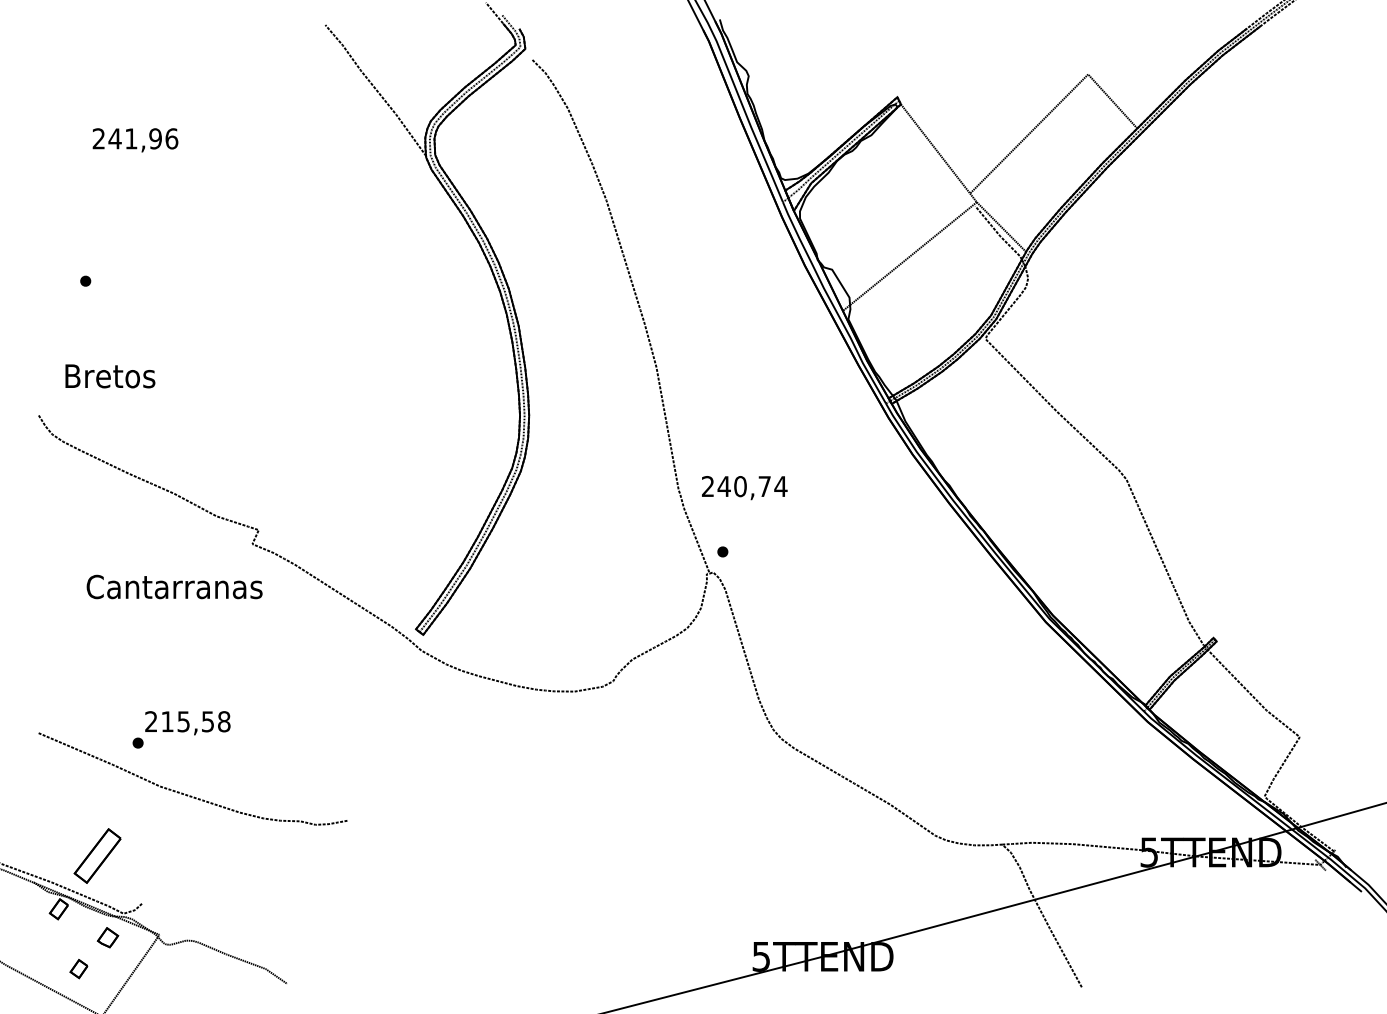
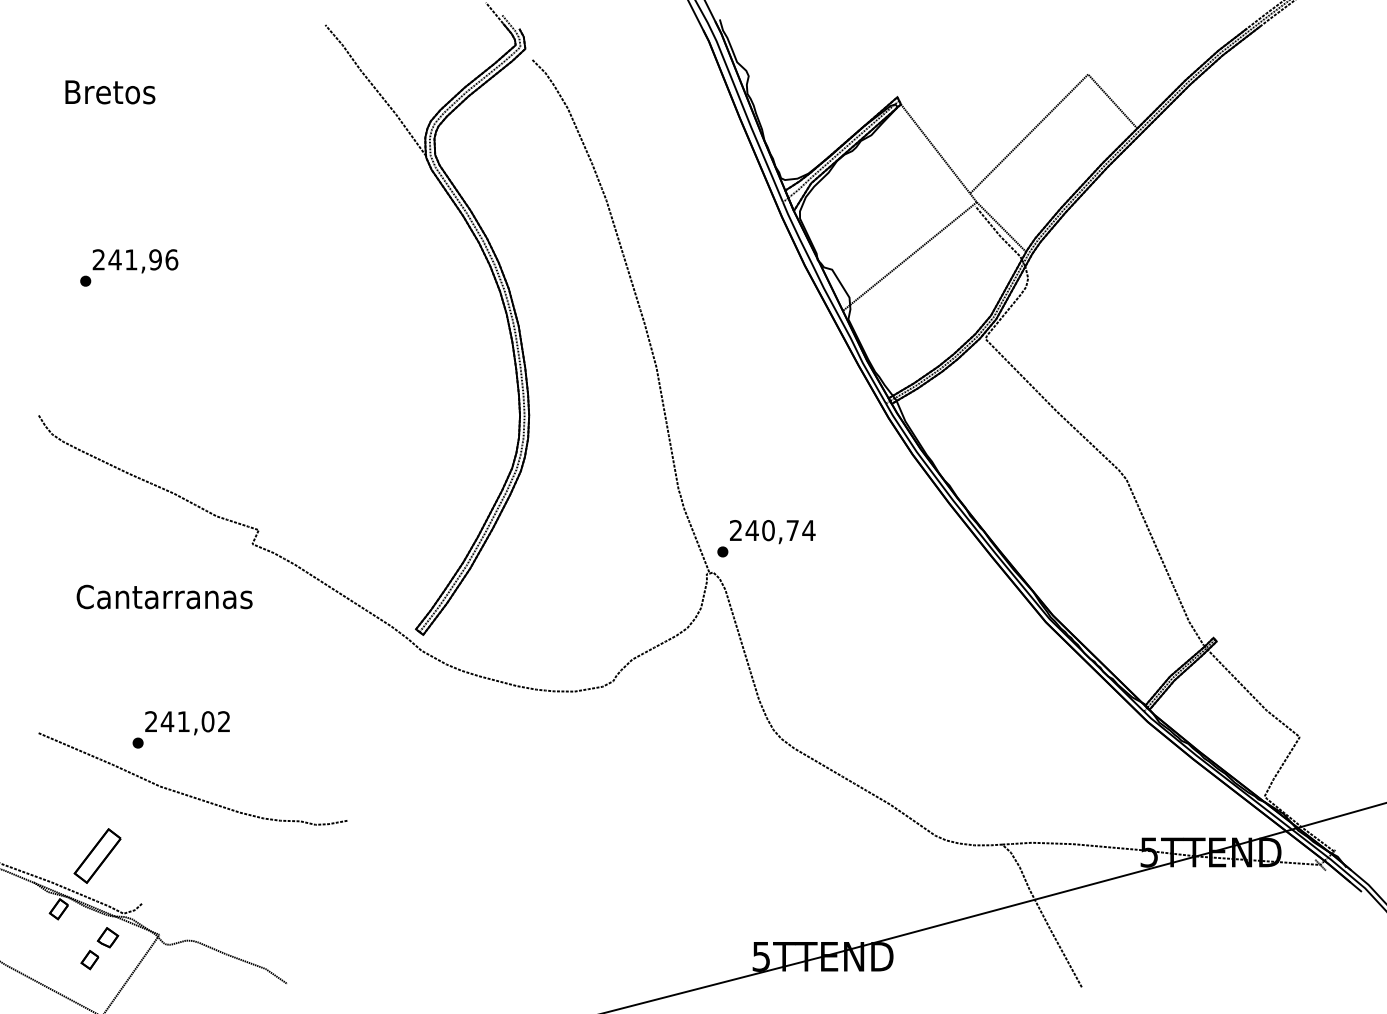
text position: (135, 140) -> (135, 261) (135, 261)
text position: (110, 376) -> (110, 92) (110, 92)
text position: (744, 488) -> (772, 532) (772, 532)
text position: (174, 586) -> (164, 596) (164, 596)
text: 215,58 -> 241,02 (195, 721)
part position: (78, 969) -> (89, 960) (89, 960)
